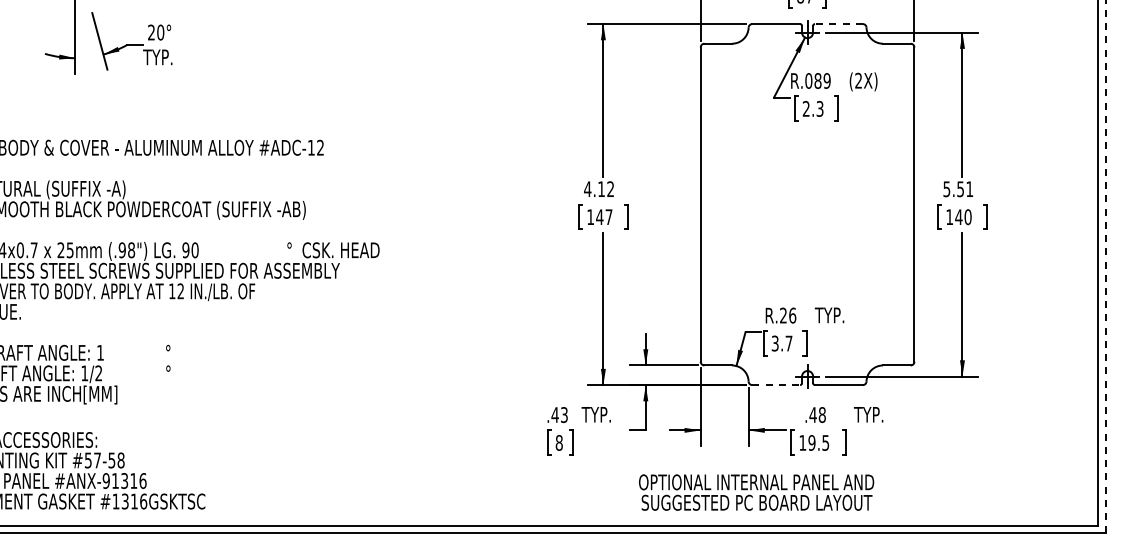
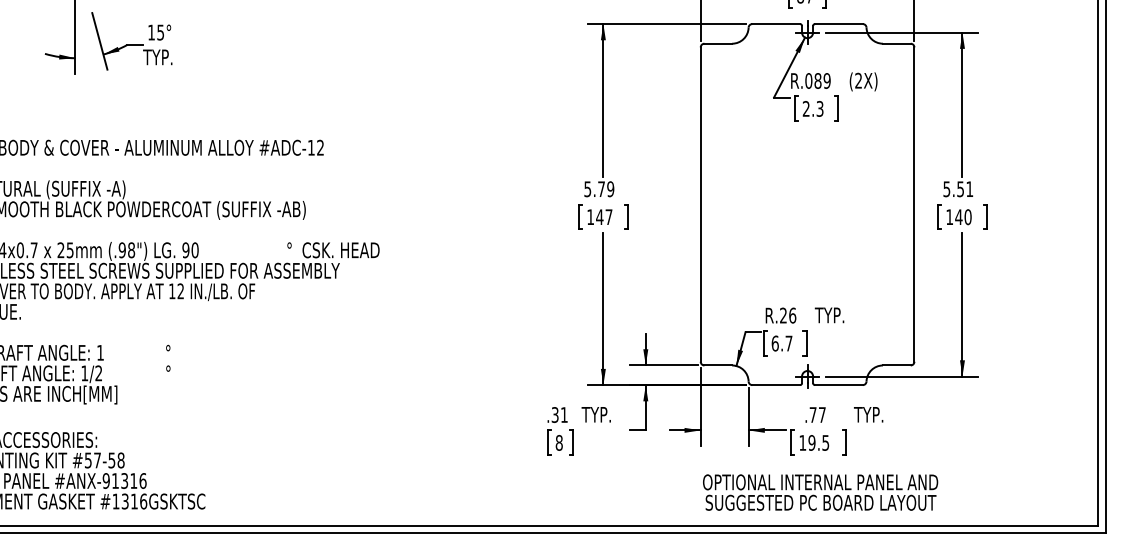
line: dashed -> solid (838, 24)
text: 20° -> 15° (156, 32)
text: 4.12 -> 5.79 (599, 189)
line: dashed -> solid (1105, 266)
text: 3.7 -> 6.7 (774, 343)
line: dashed -> solid (776, 385)
text: .48 -> .77 (817, 414)
text: .43 -> .31 (559, 415)
text position: (756, 492) -> (820, 492) (820, 492)
